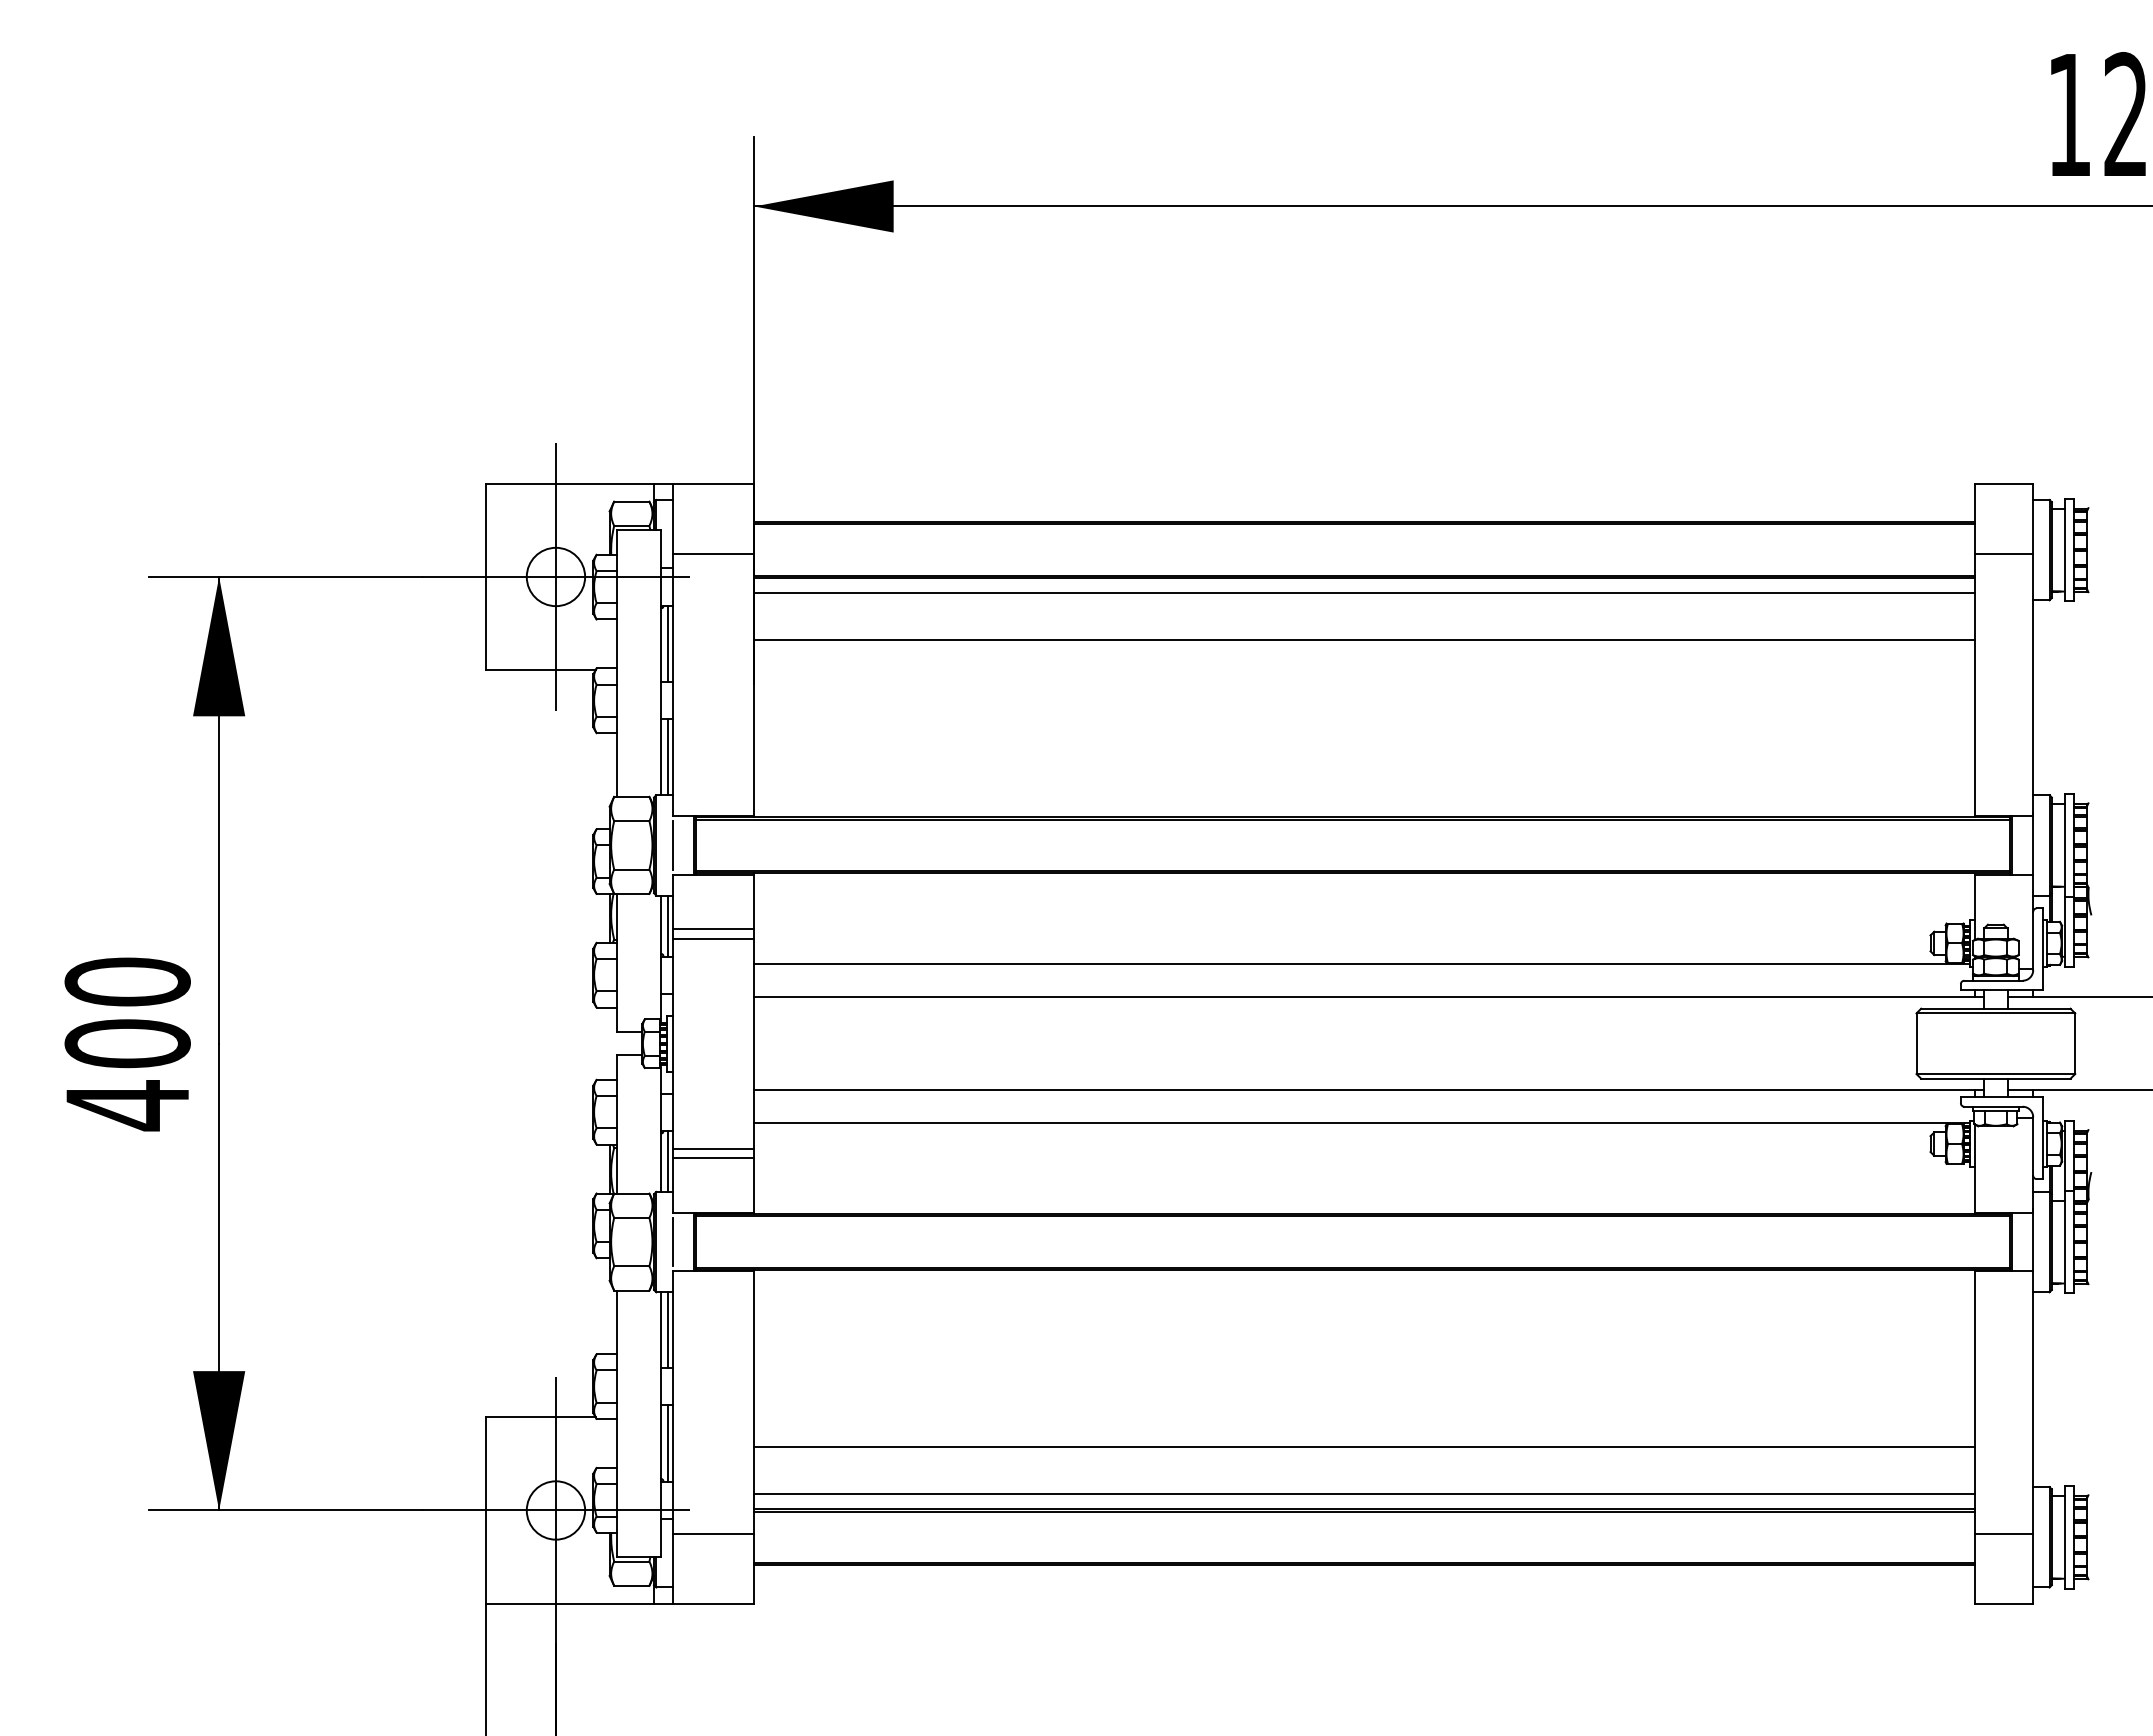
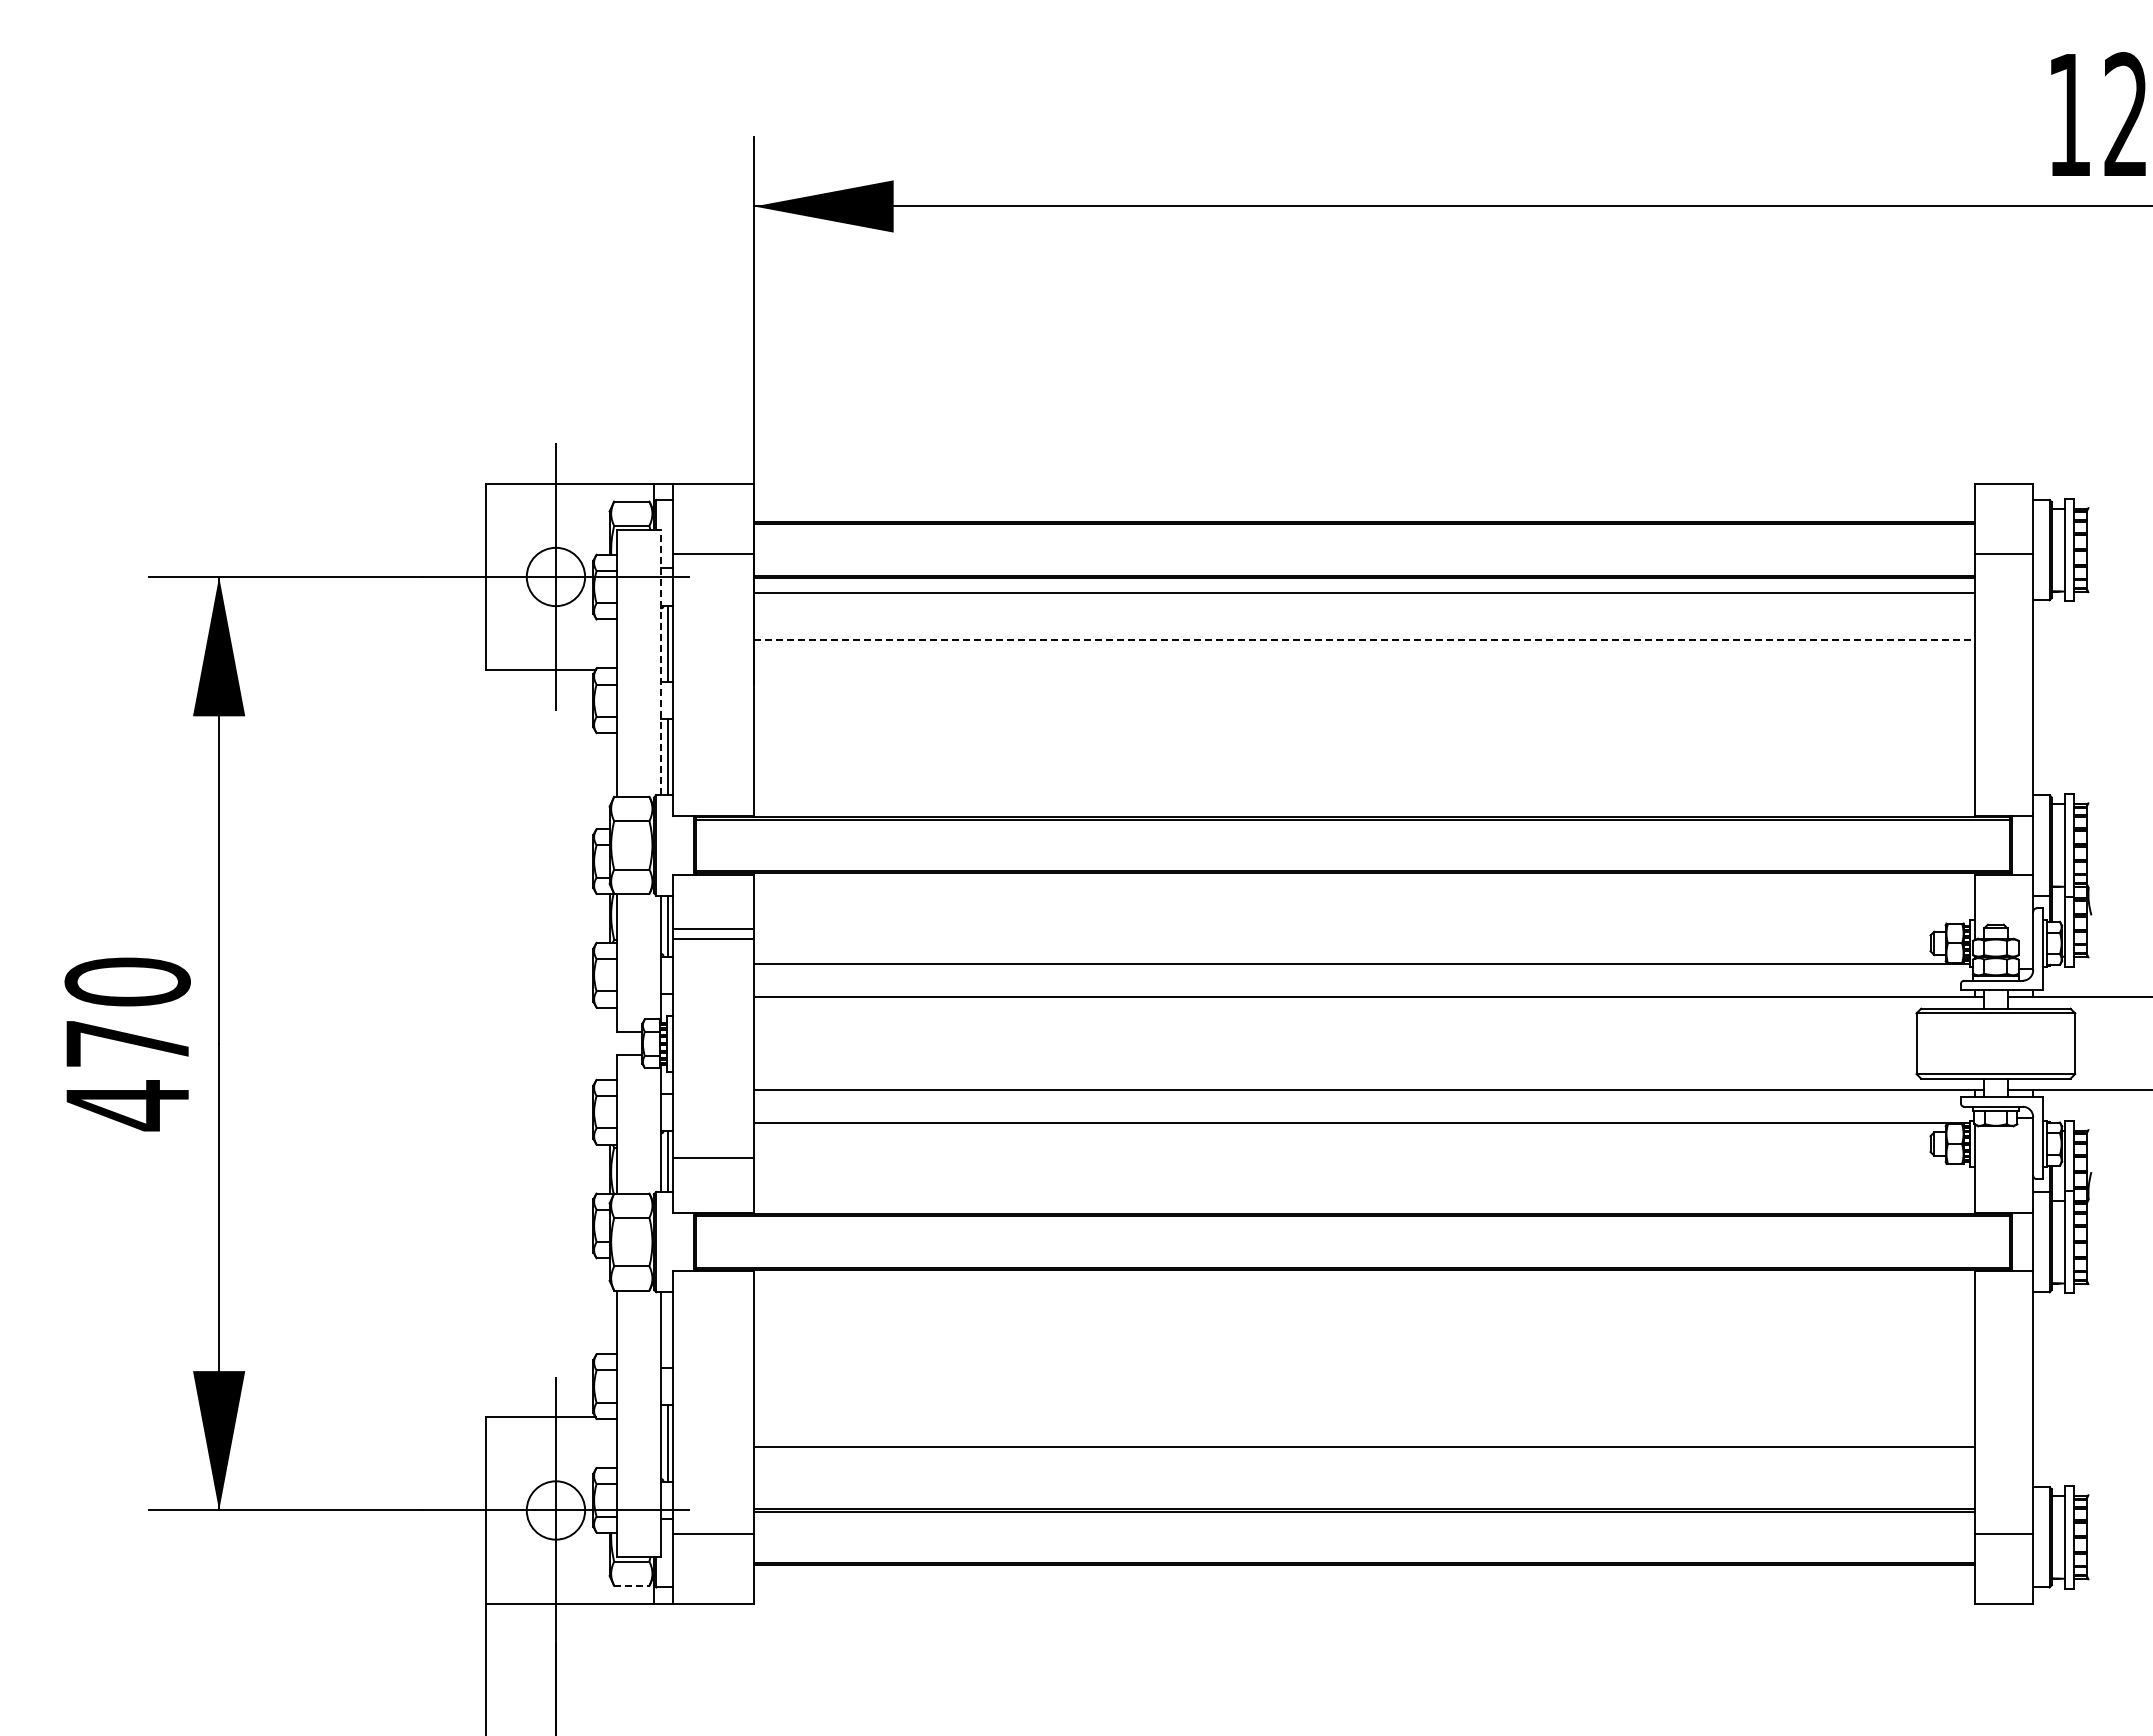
line: solid -> dashed (1365, 640)
line: solid -> dashed (660, 662)
line: present -> none (672, 845)
text: 400 -> 470 (127, 1043)
line: present -> none (713, 1148)
line: present -> none (672, 1241)
line: present -> none (667, 1329)
line: present -> none (1364, 1494)
line: solid -> dashed (631, 1585)
